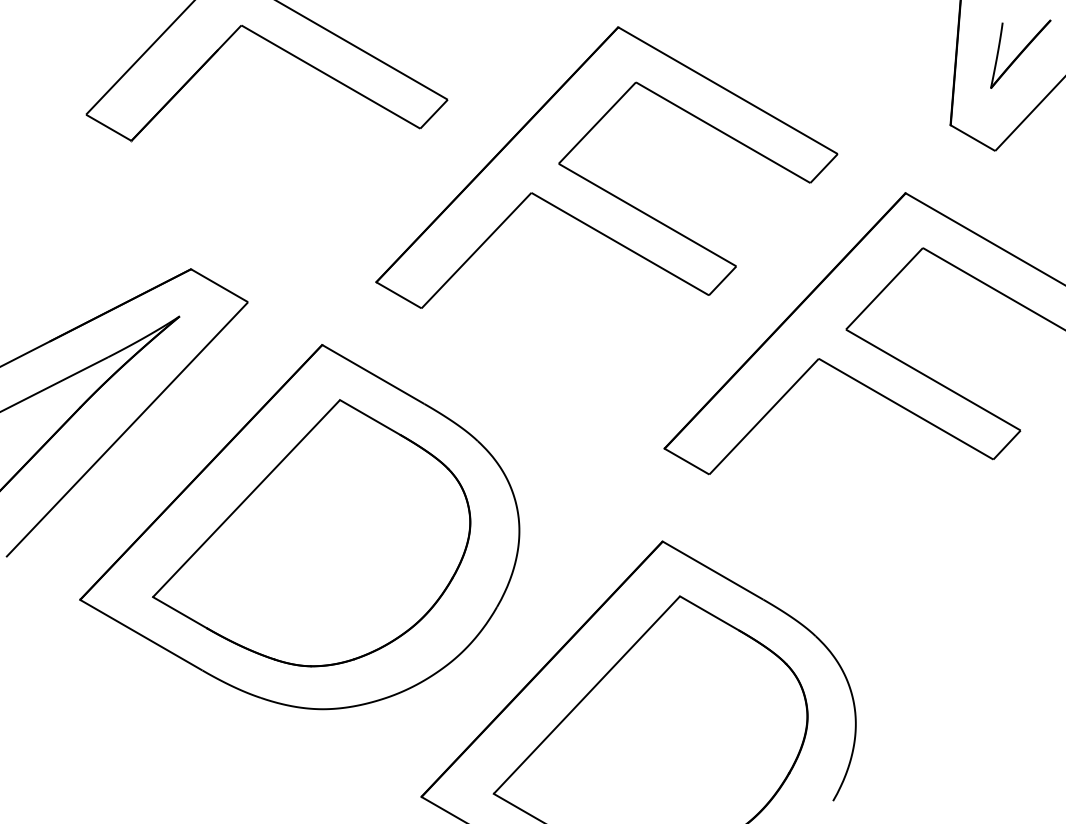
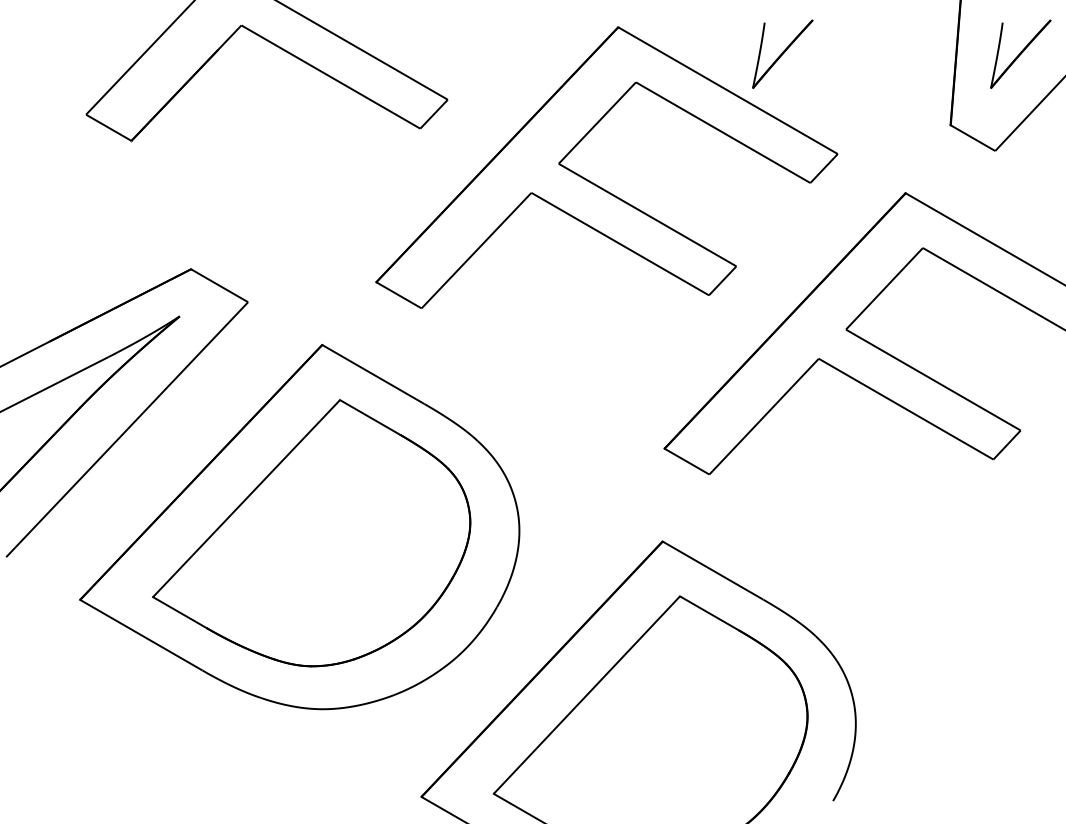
part: none -> present (782, 53)
